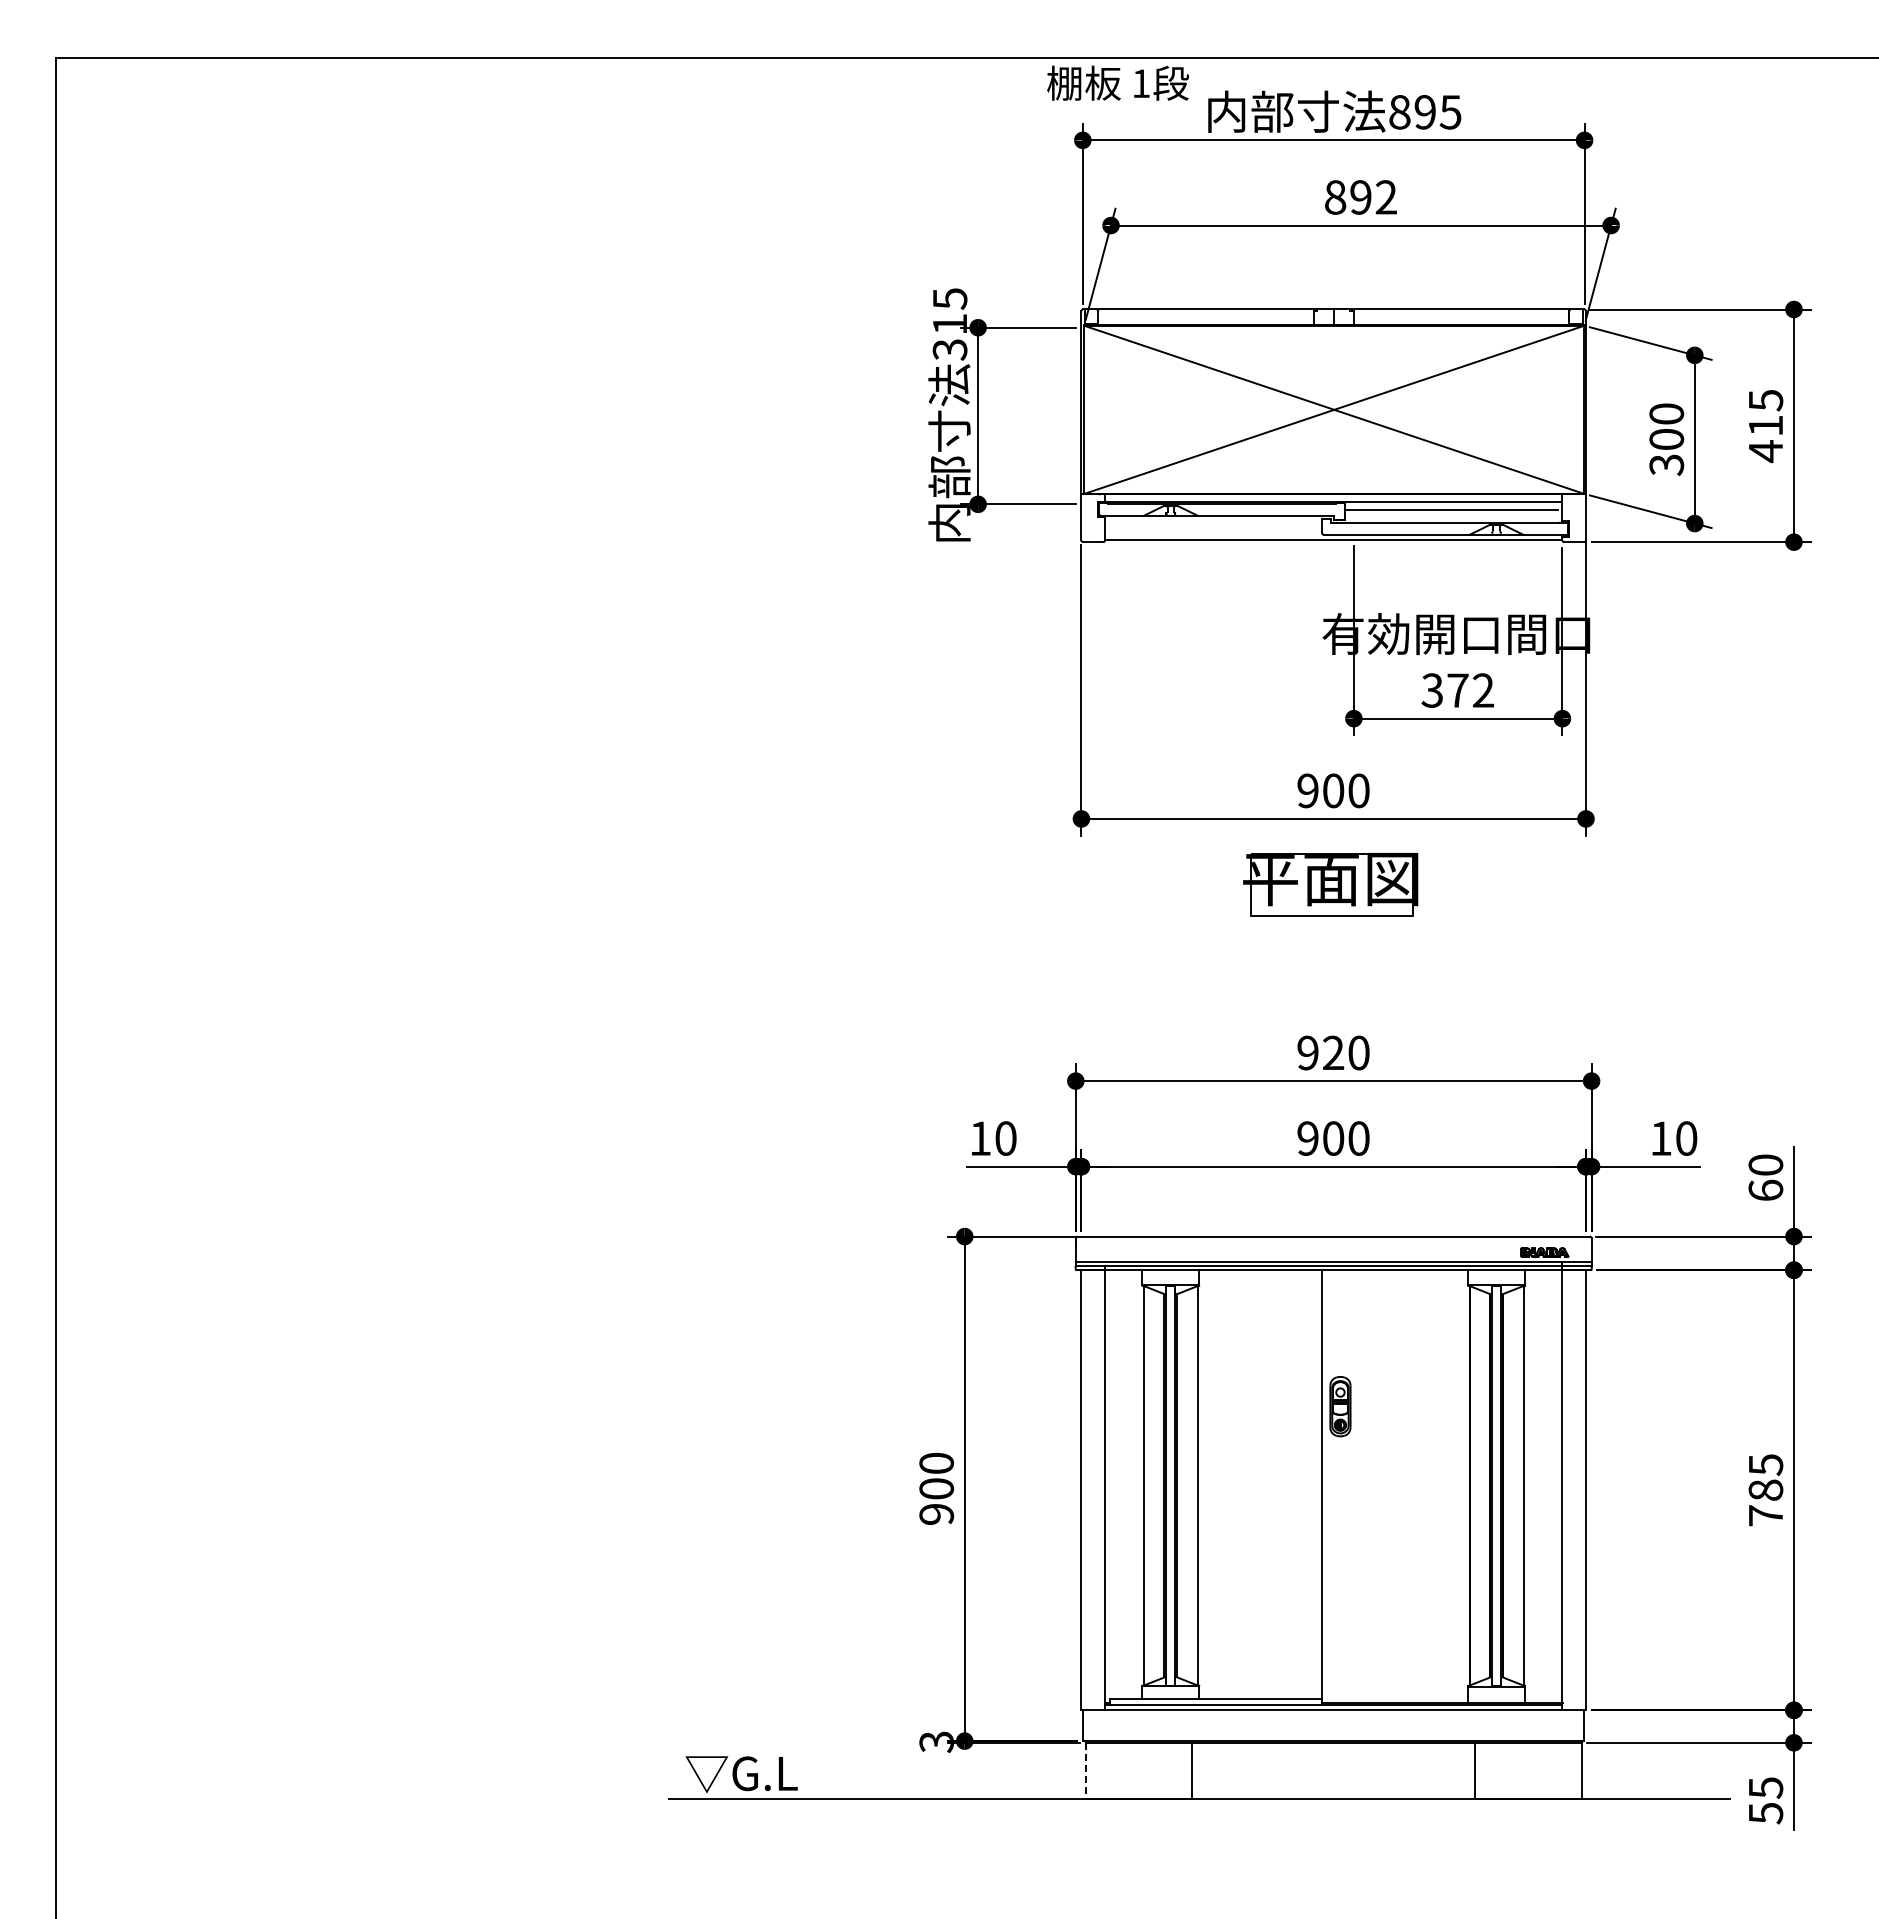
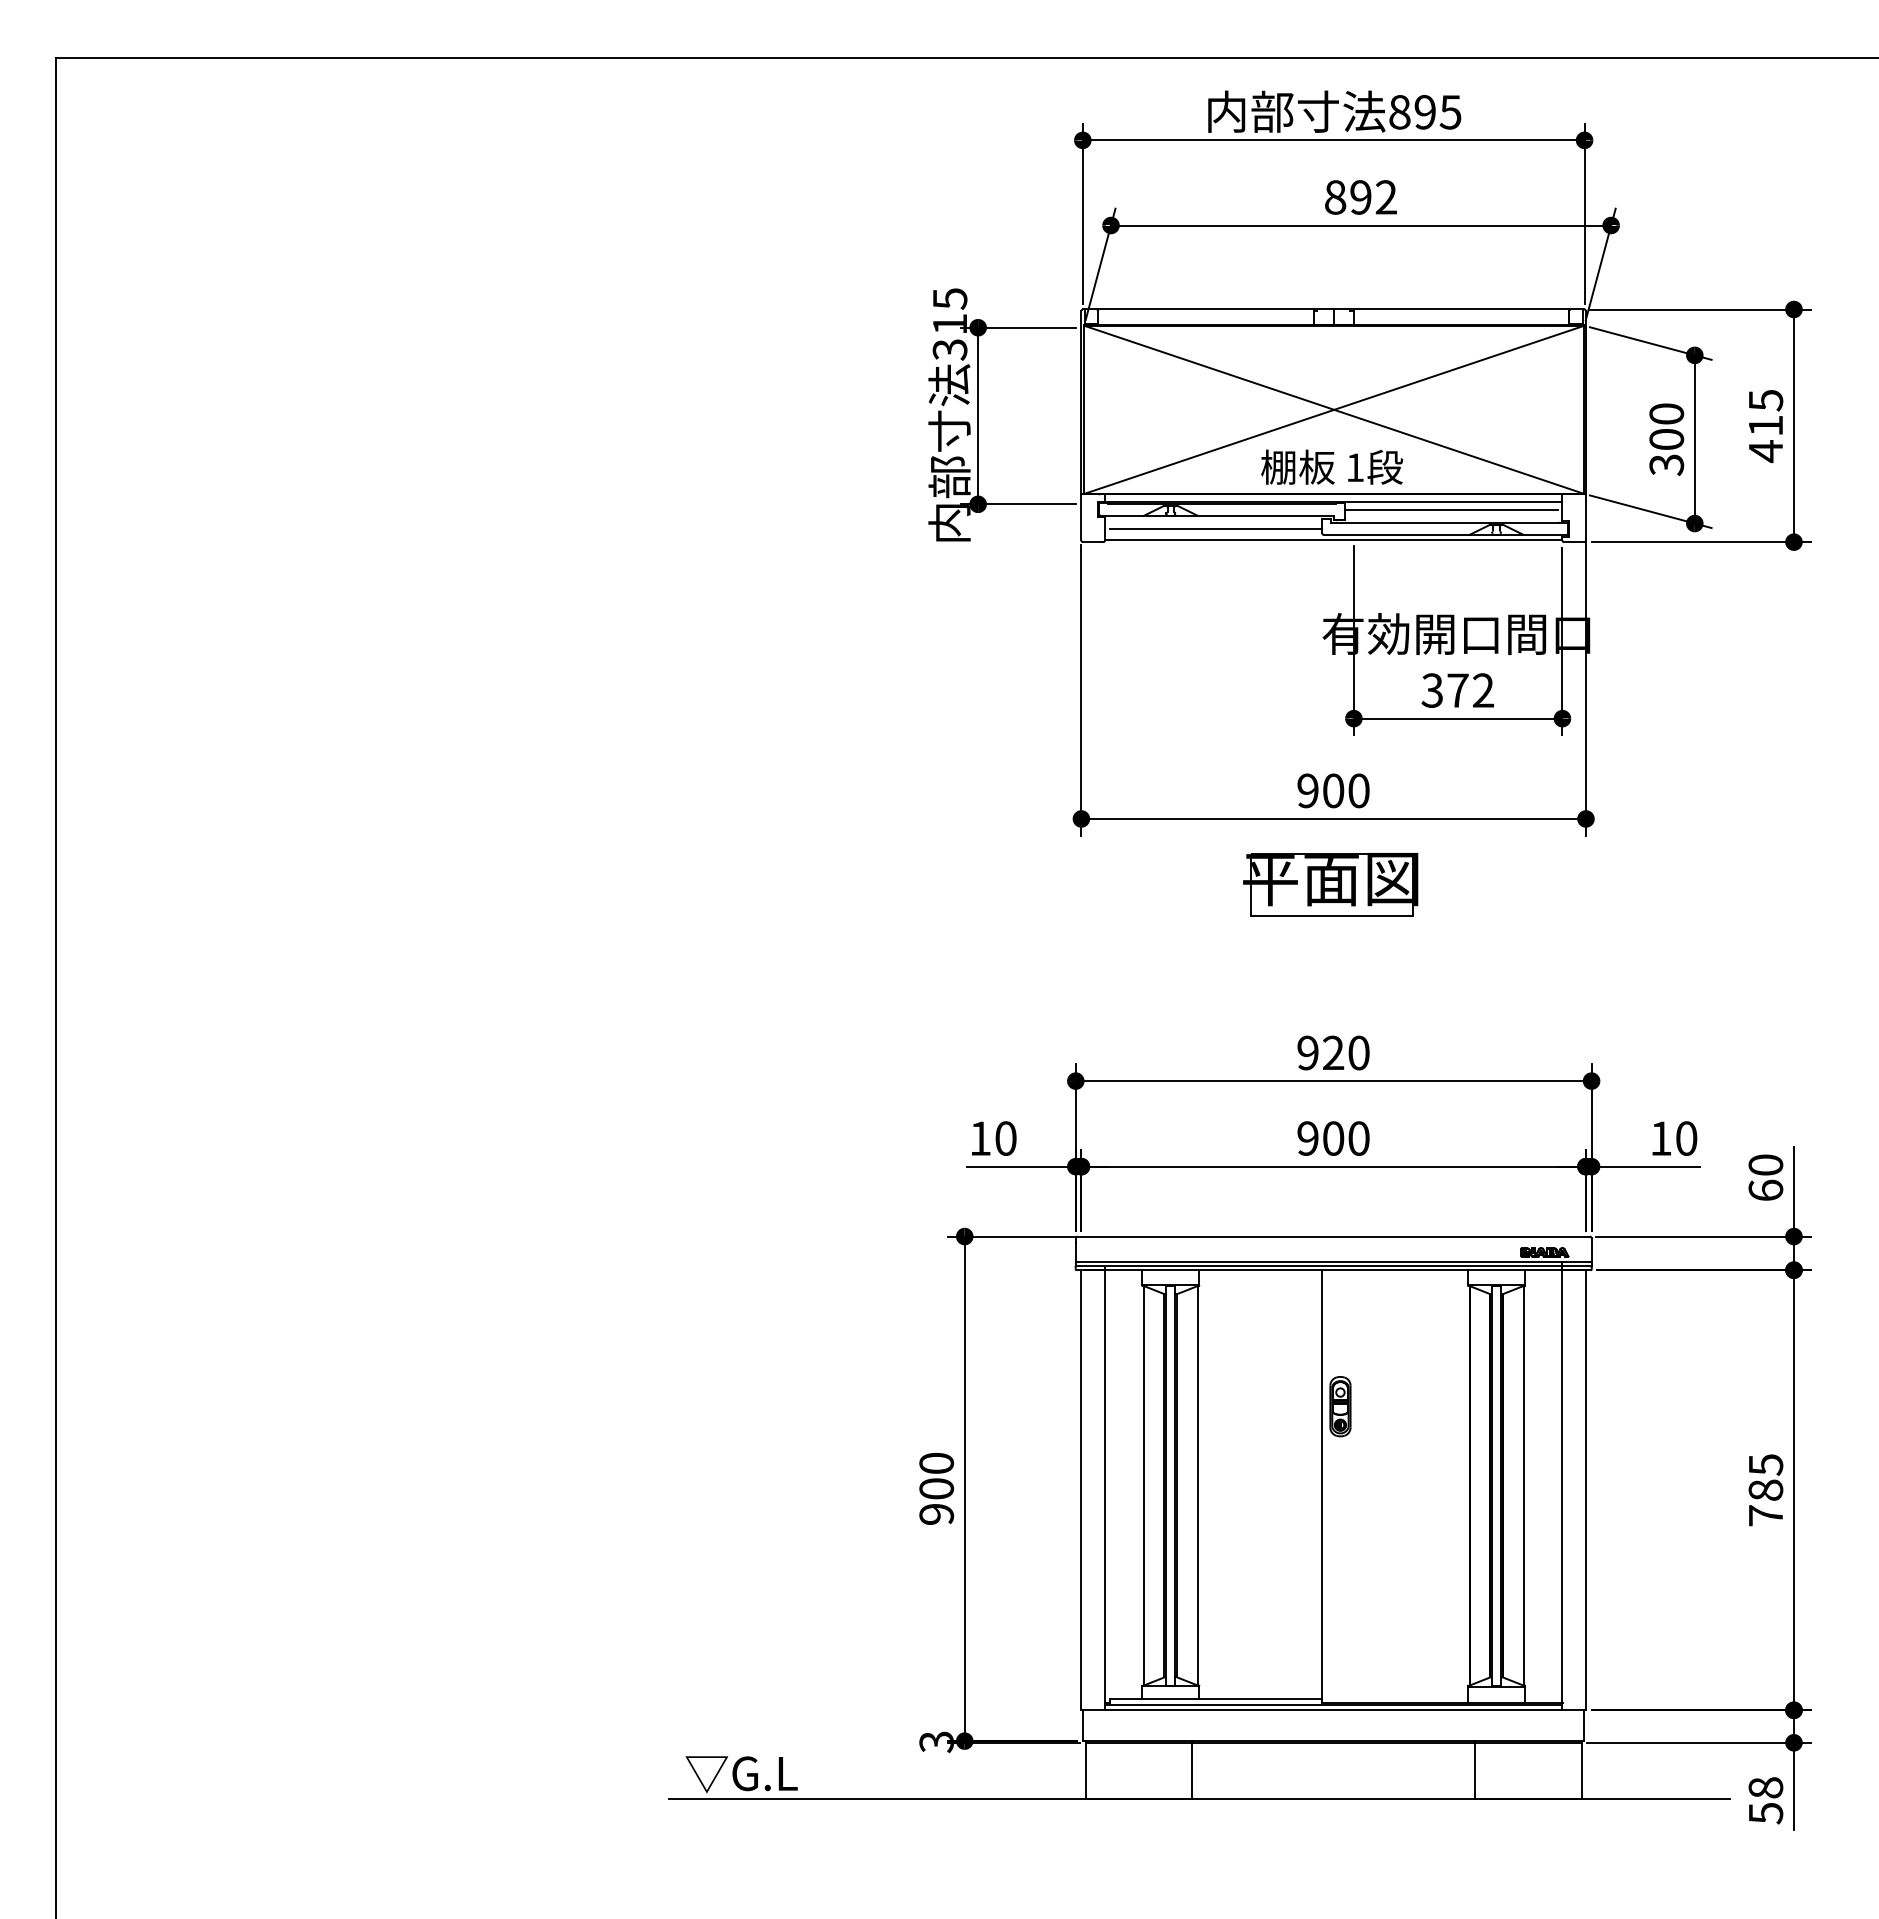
text position: (1117, 82) -> (1331, 466) (1331, 466)
line: none -> present (1215, 528)
line: dashed -> solid (1085, 1771)
text: 55 -> 58 (1765, 1787)
